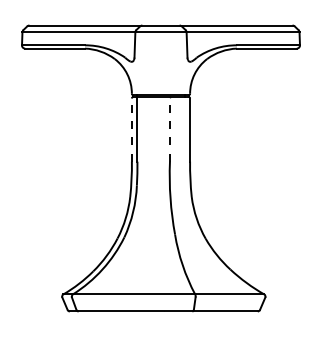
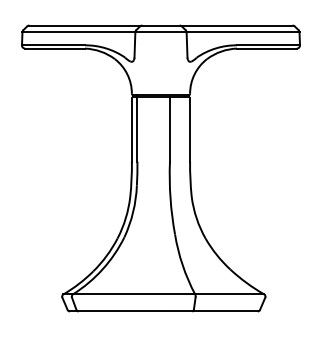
line: dashed -> solid (169, 128)
line: dashed -> solid (131, 130)
